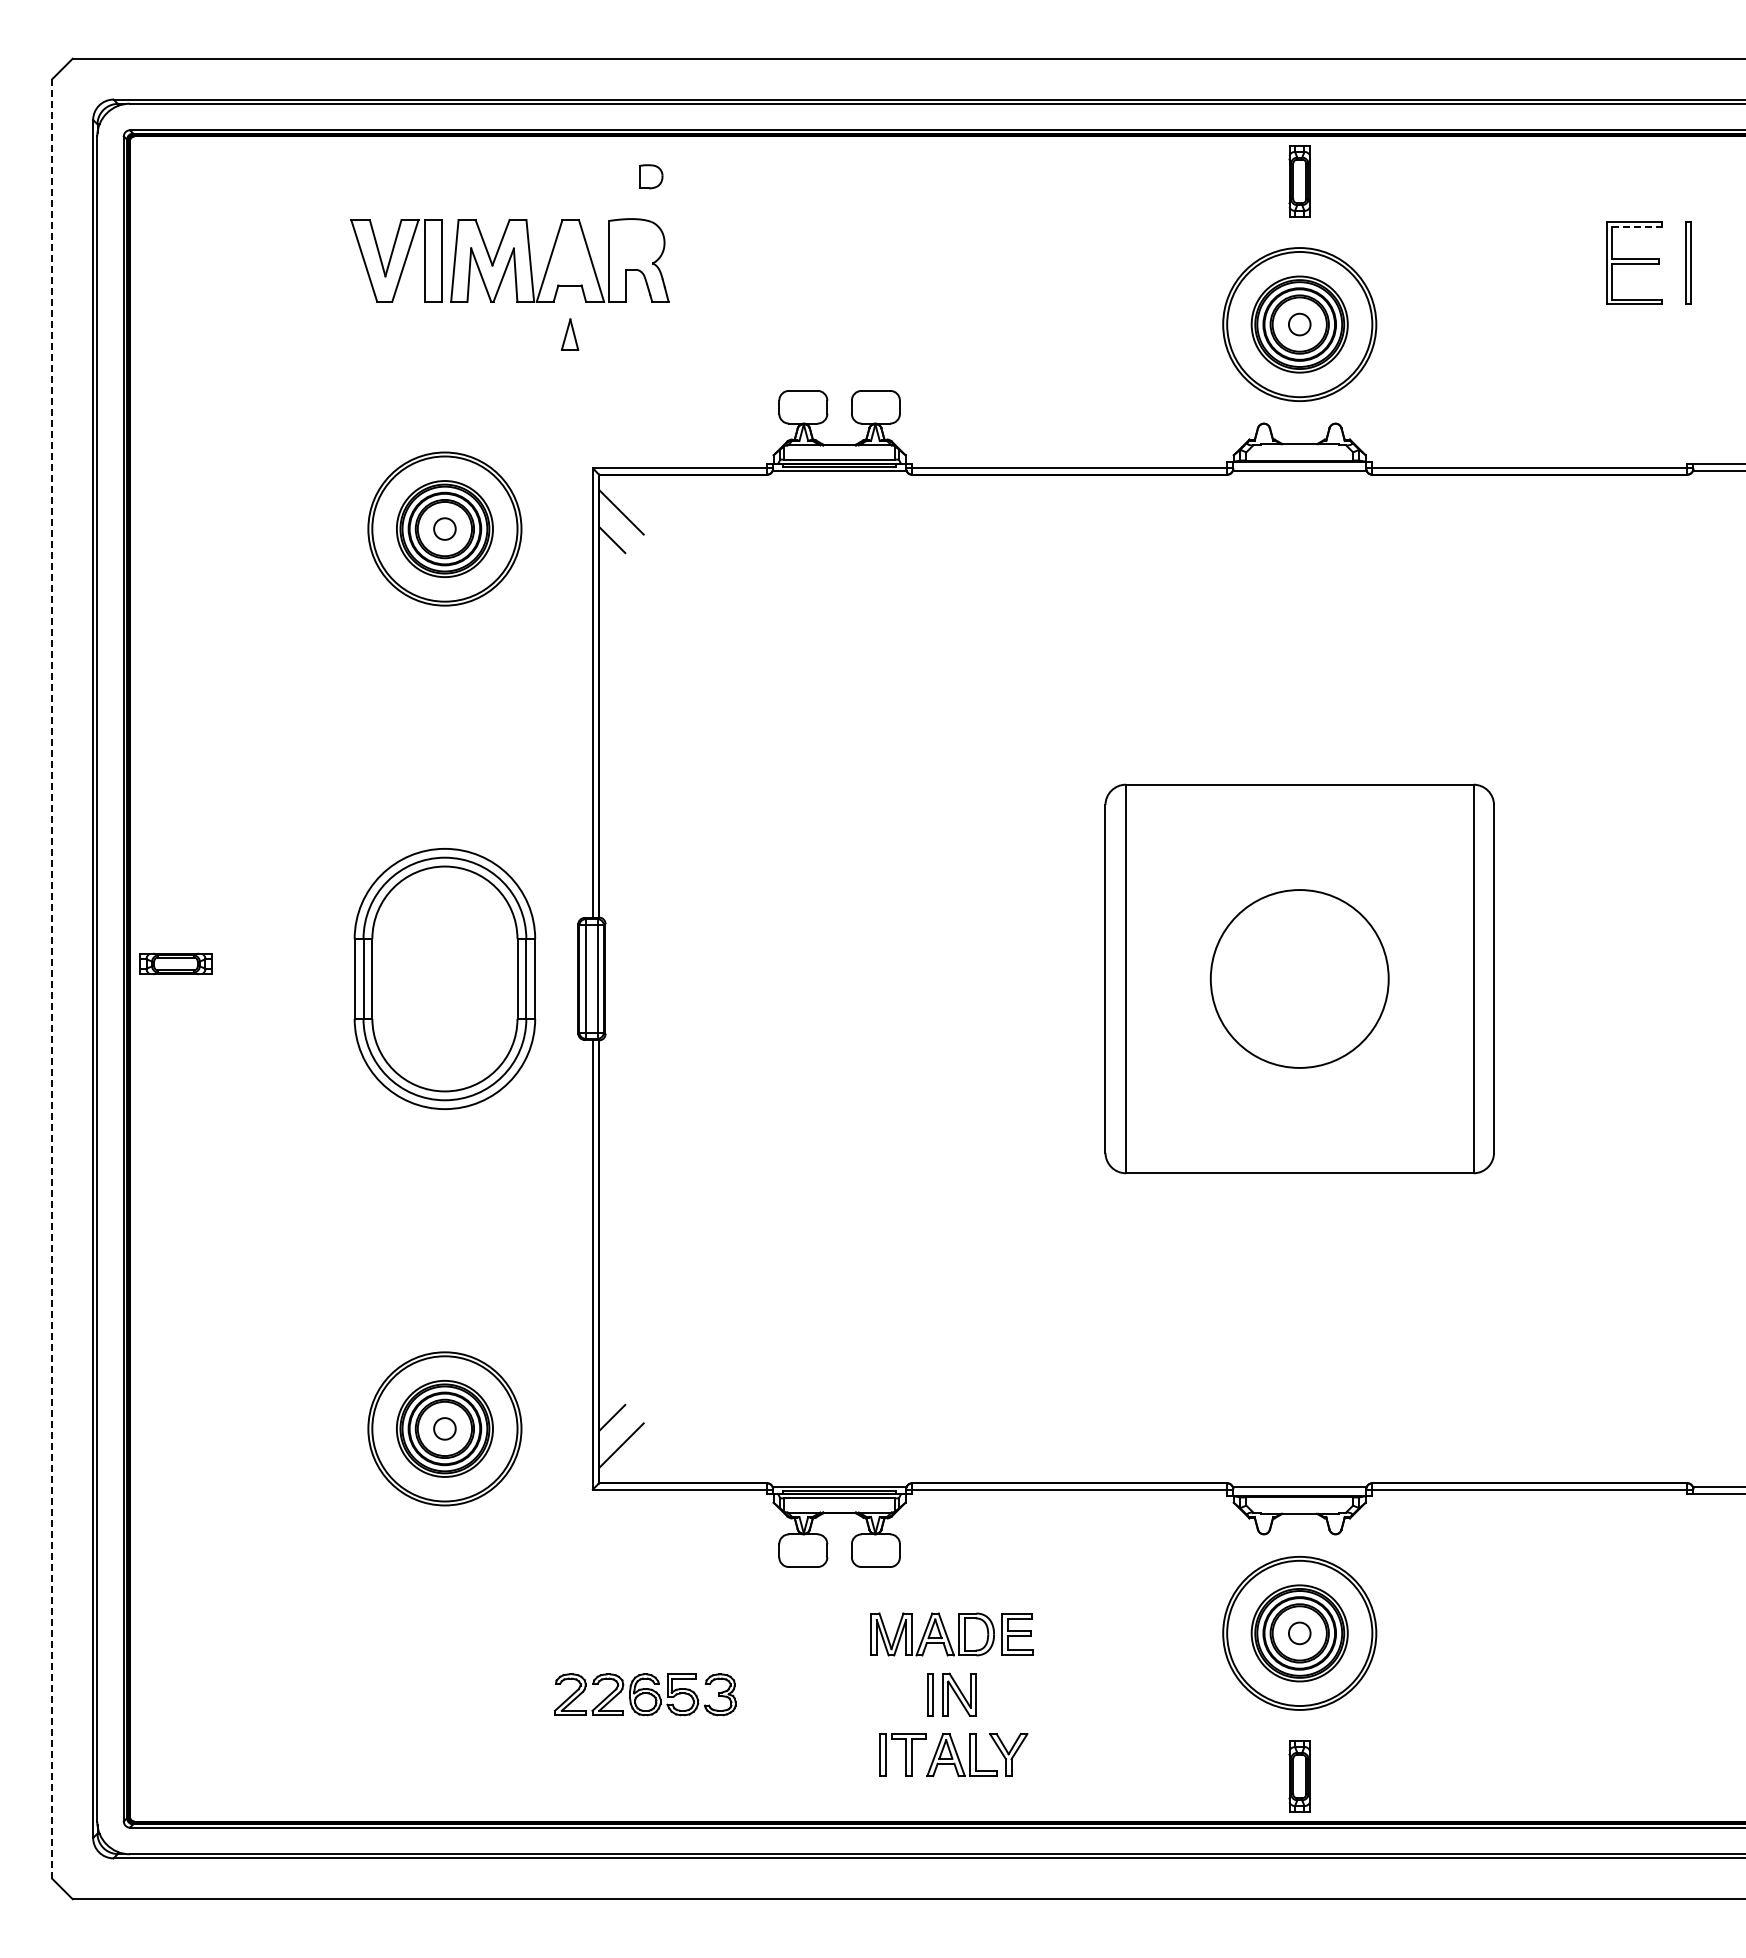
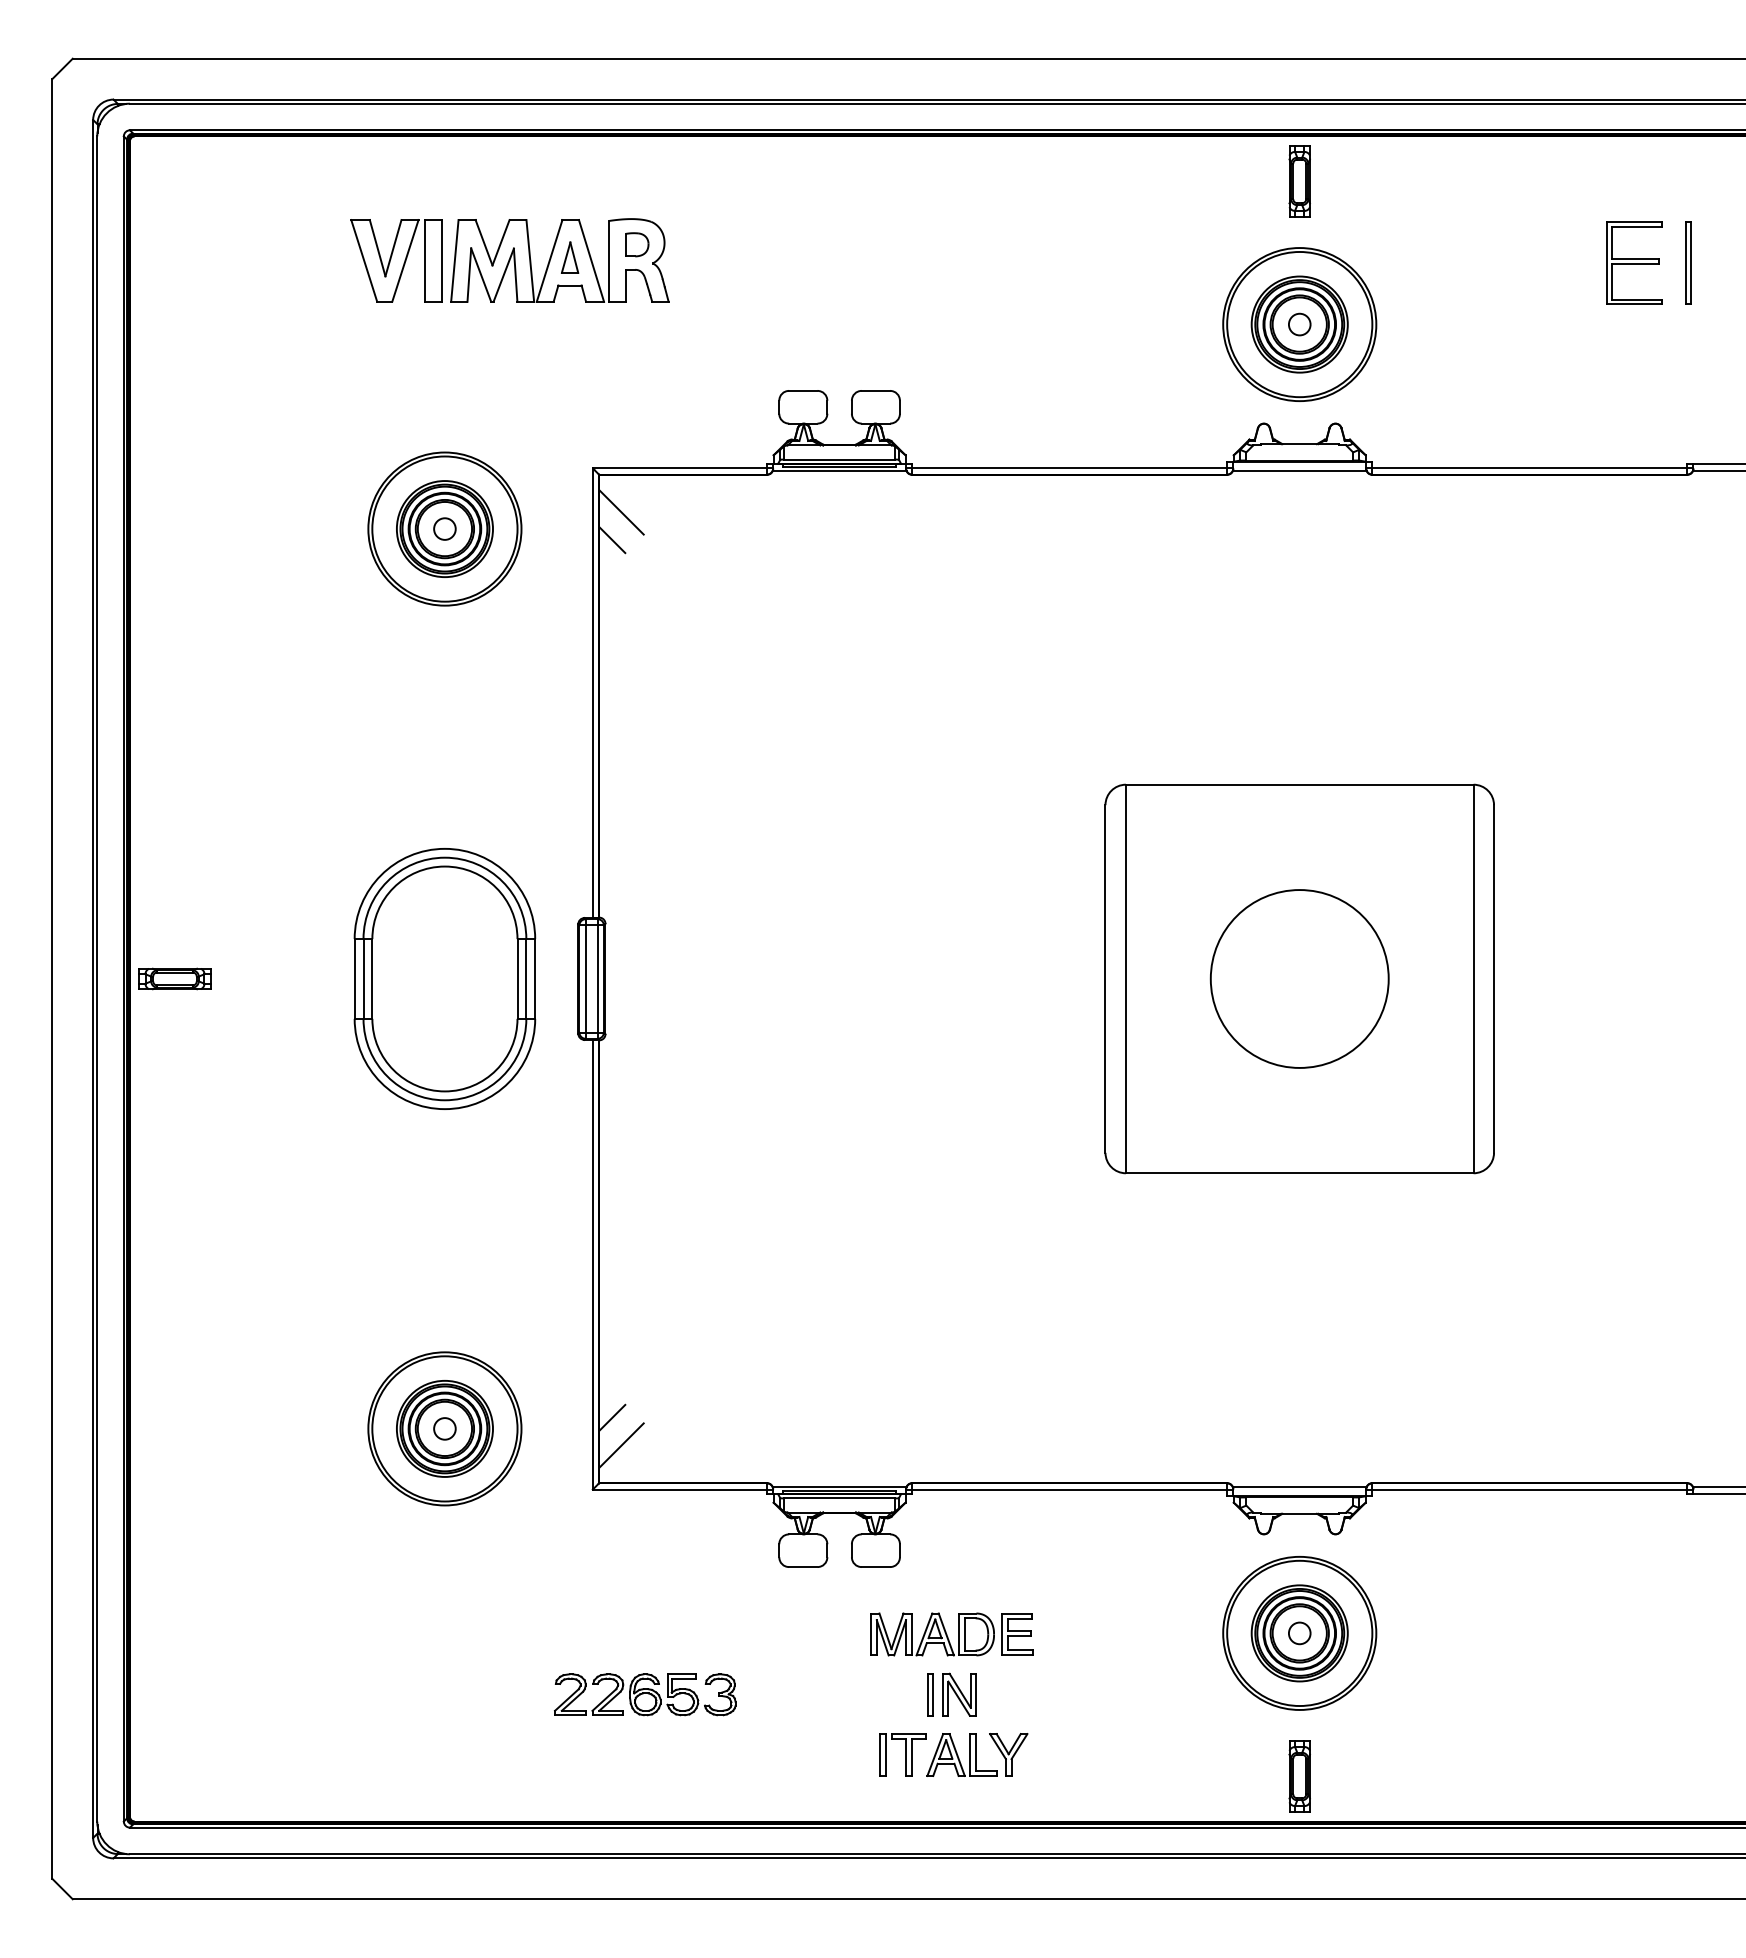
part position: (651, 176) -> (637, 244) (637, 244)
line: dashed -> solid (1636, 226)
part position: (569, 334) -> (569, 257) (569, 257)
part position: (175, 963) -> (174, 978) (174, 978)
line: dashed -> solid (52, 978)
